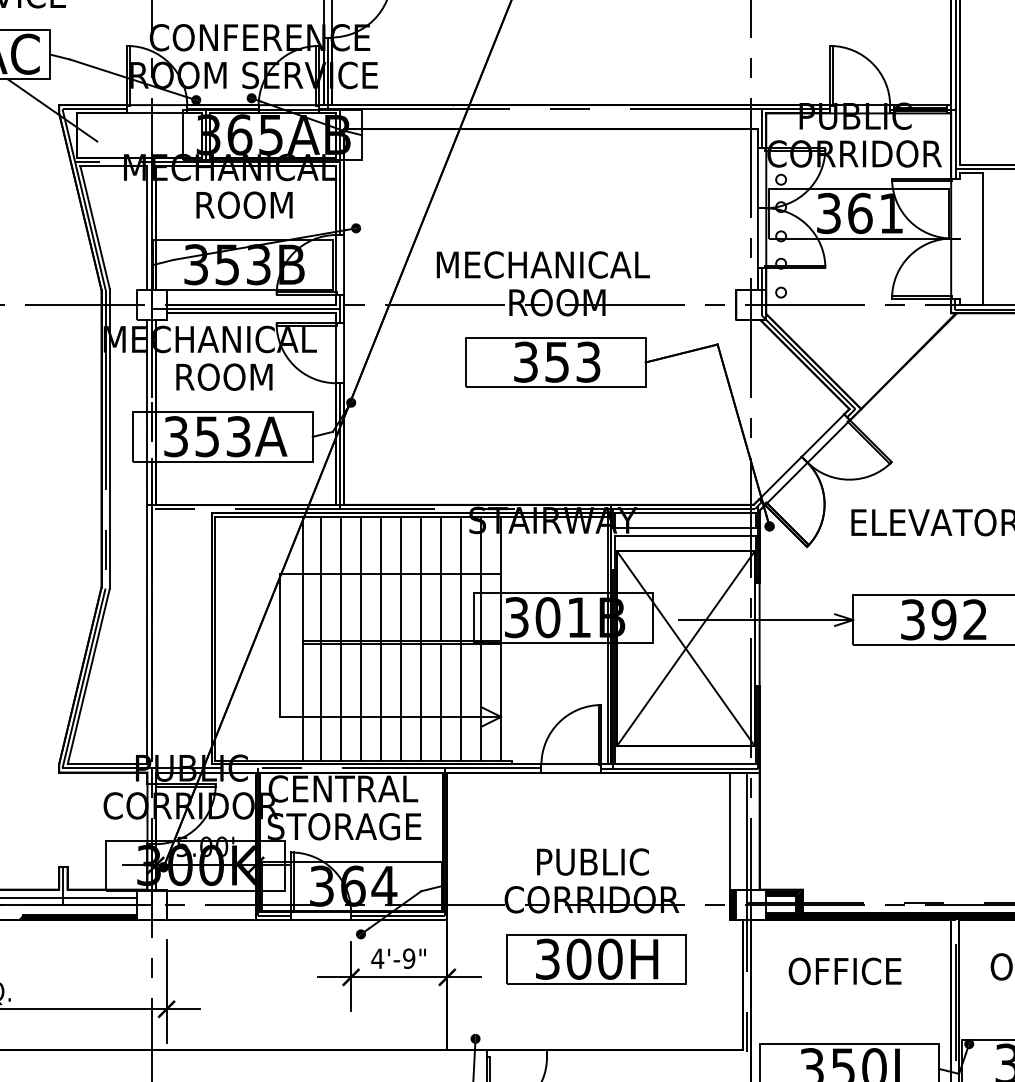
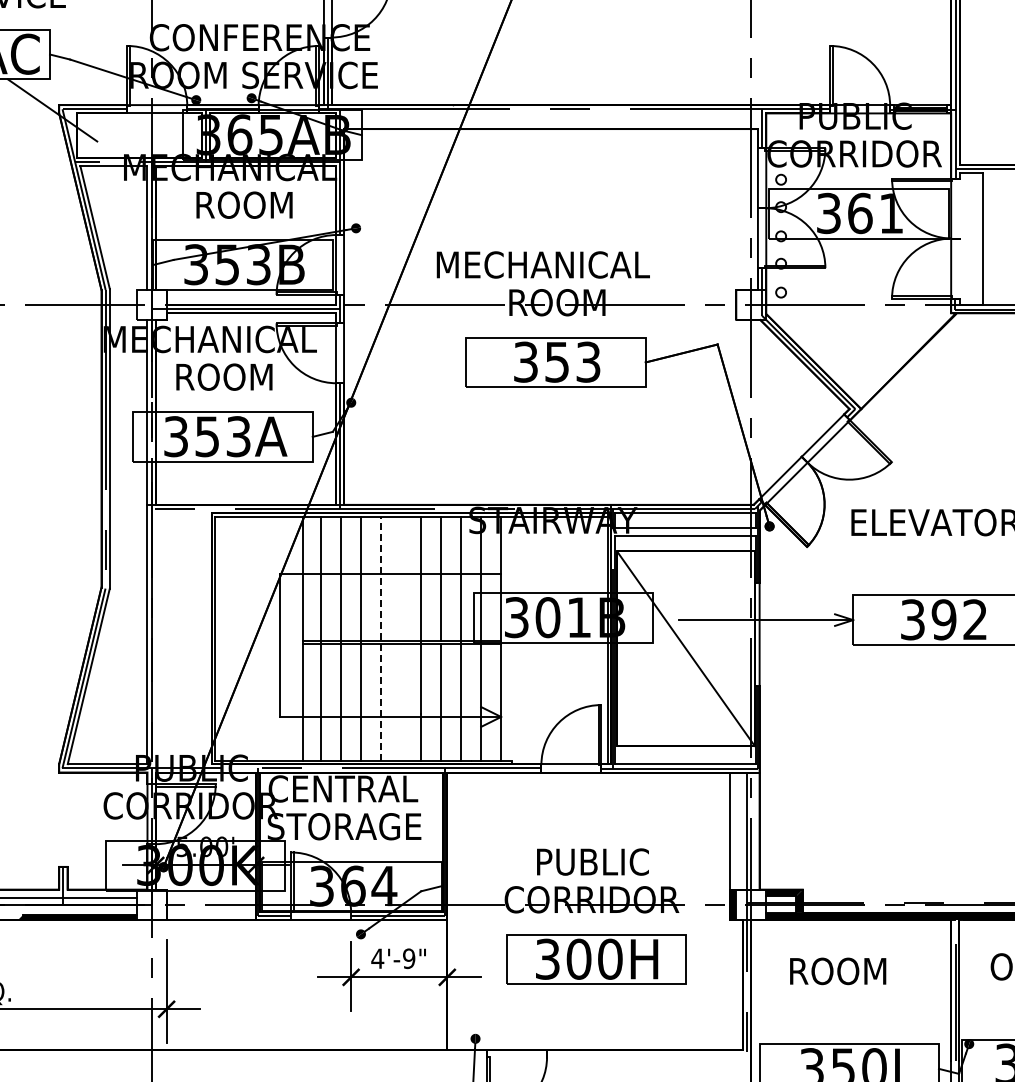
line: solid -> dashed (381, 638)
line: present -> none (401, 638)
line: present -> none (685, 648)
text: OFFICE -> ROOM (844, 971)
